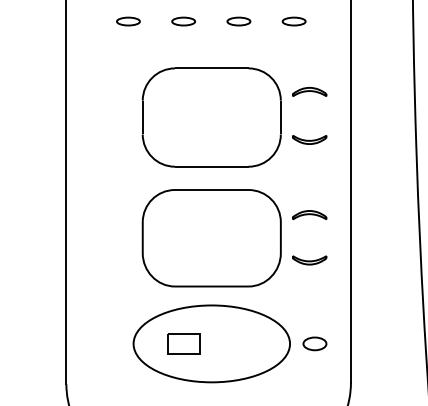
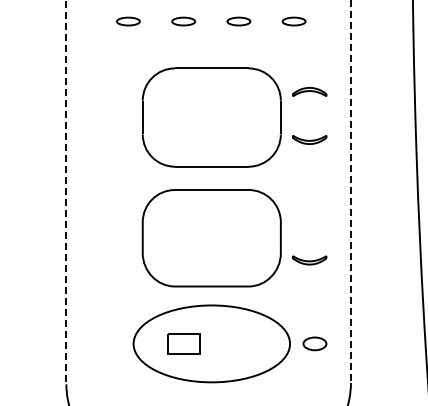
line: solid -> dashed (66, 192)
line: solid -> dashed (350, 192)
part: present -> none (309, 214)
